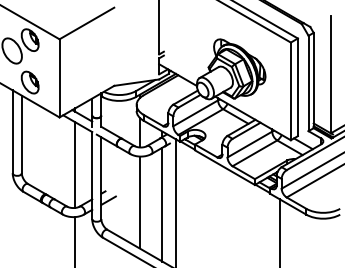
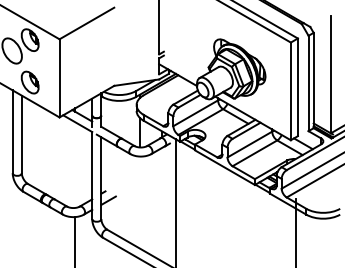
line: present -> none (75, 164)
line: present -> none (139, 202)
line: present -> none (162, 204)
line position: (279, 231) -> (295, 231) (295, 231)
